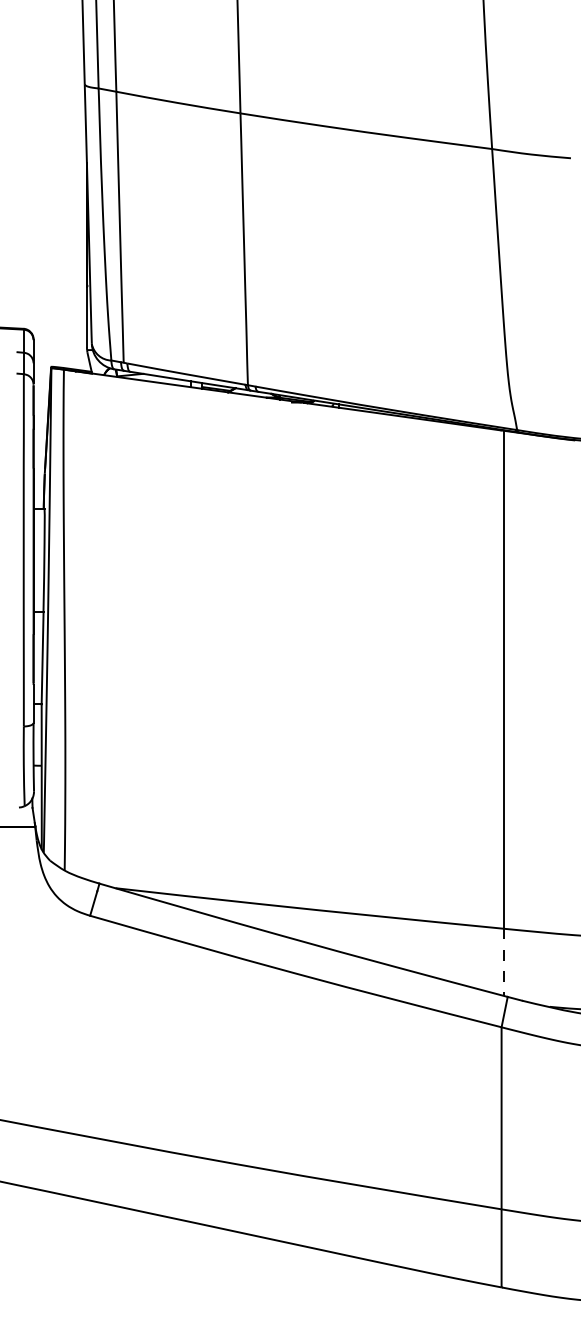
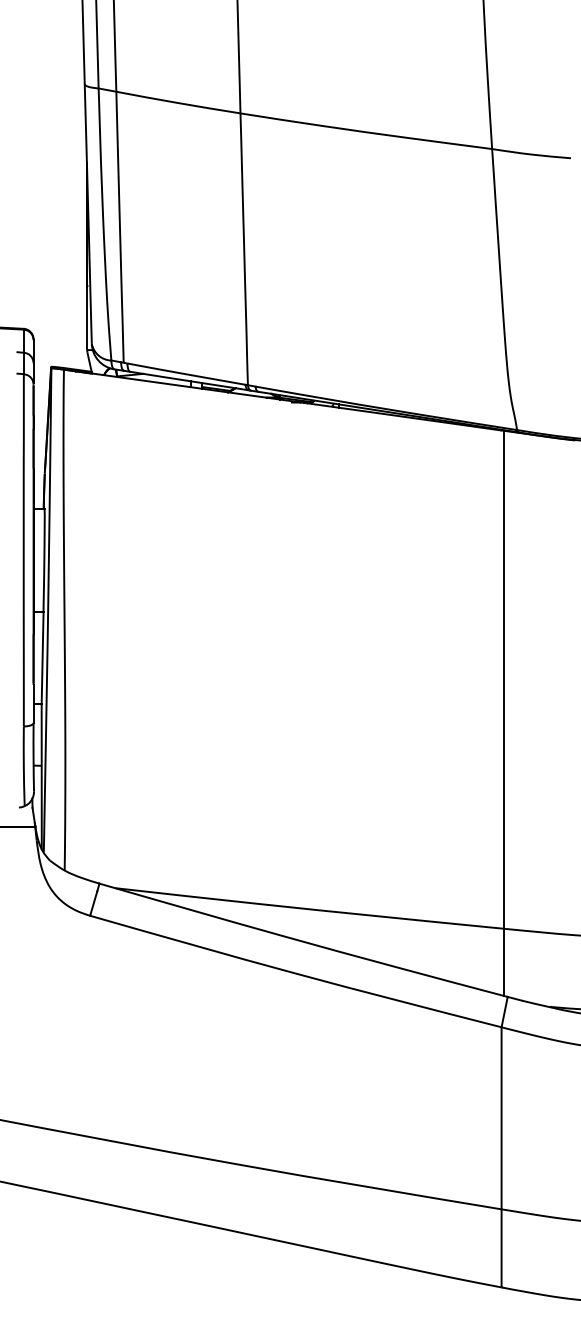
line: dashed -> solid (503, 962)
